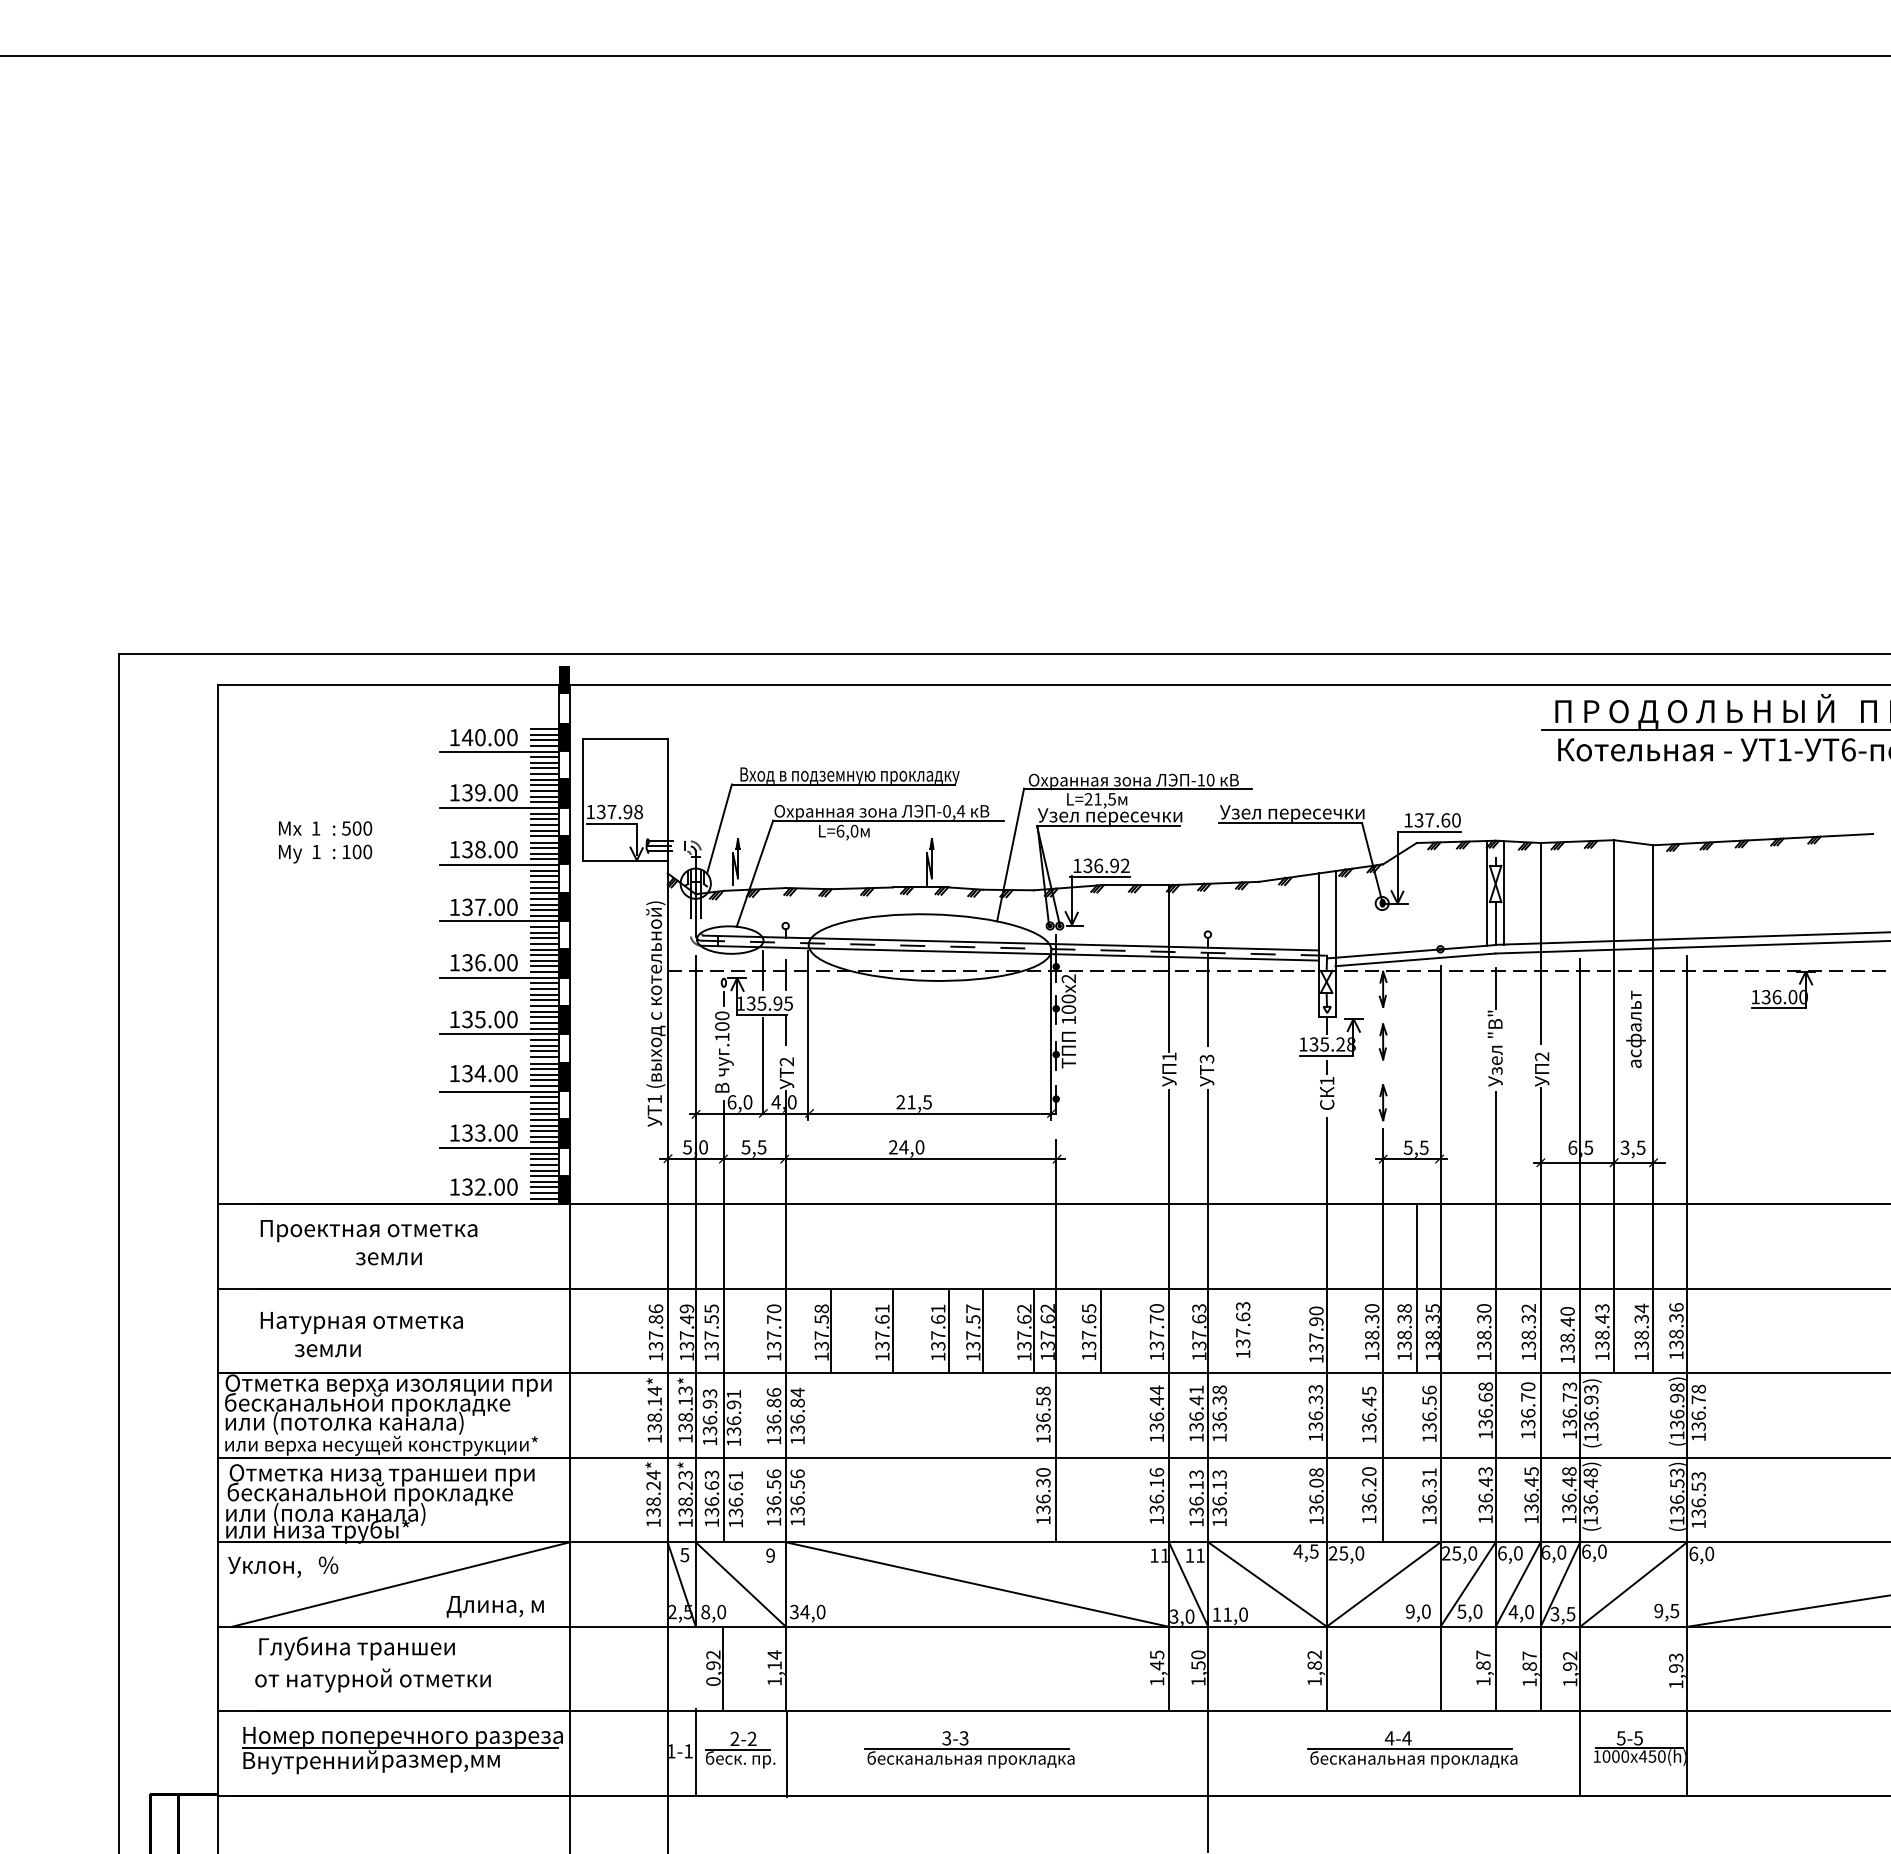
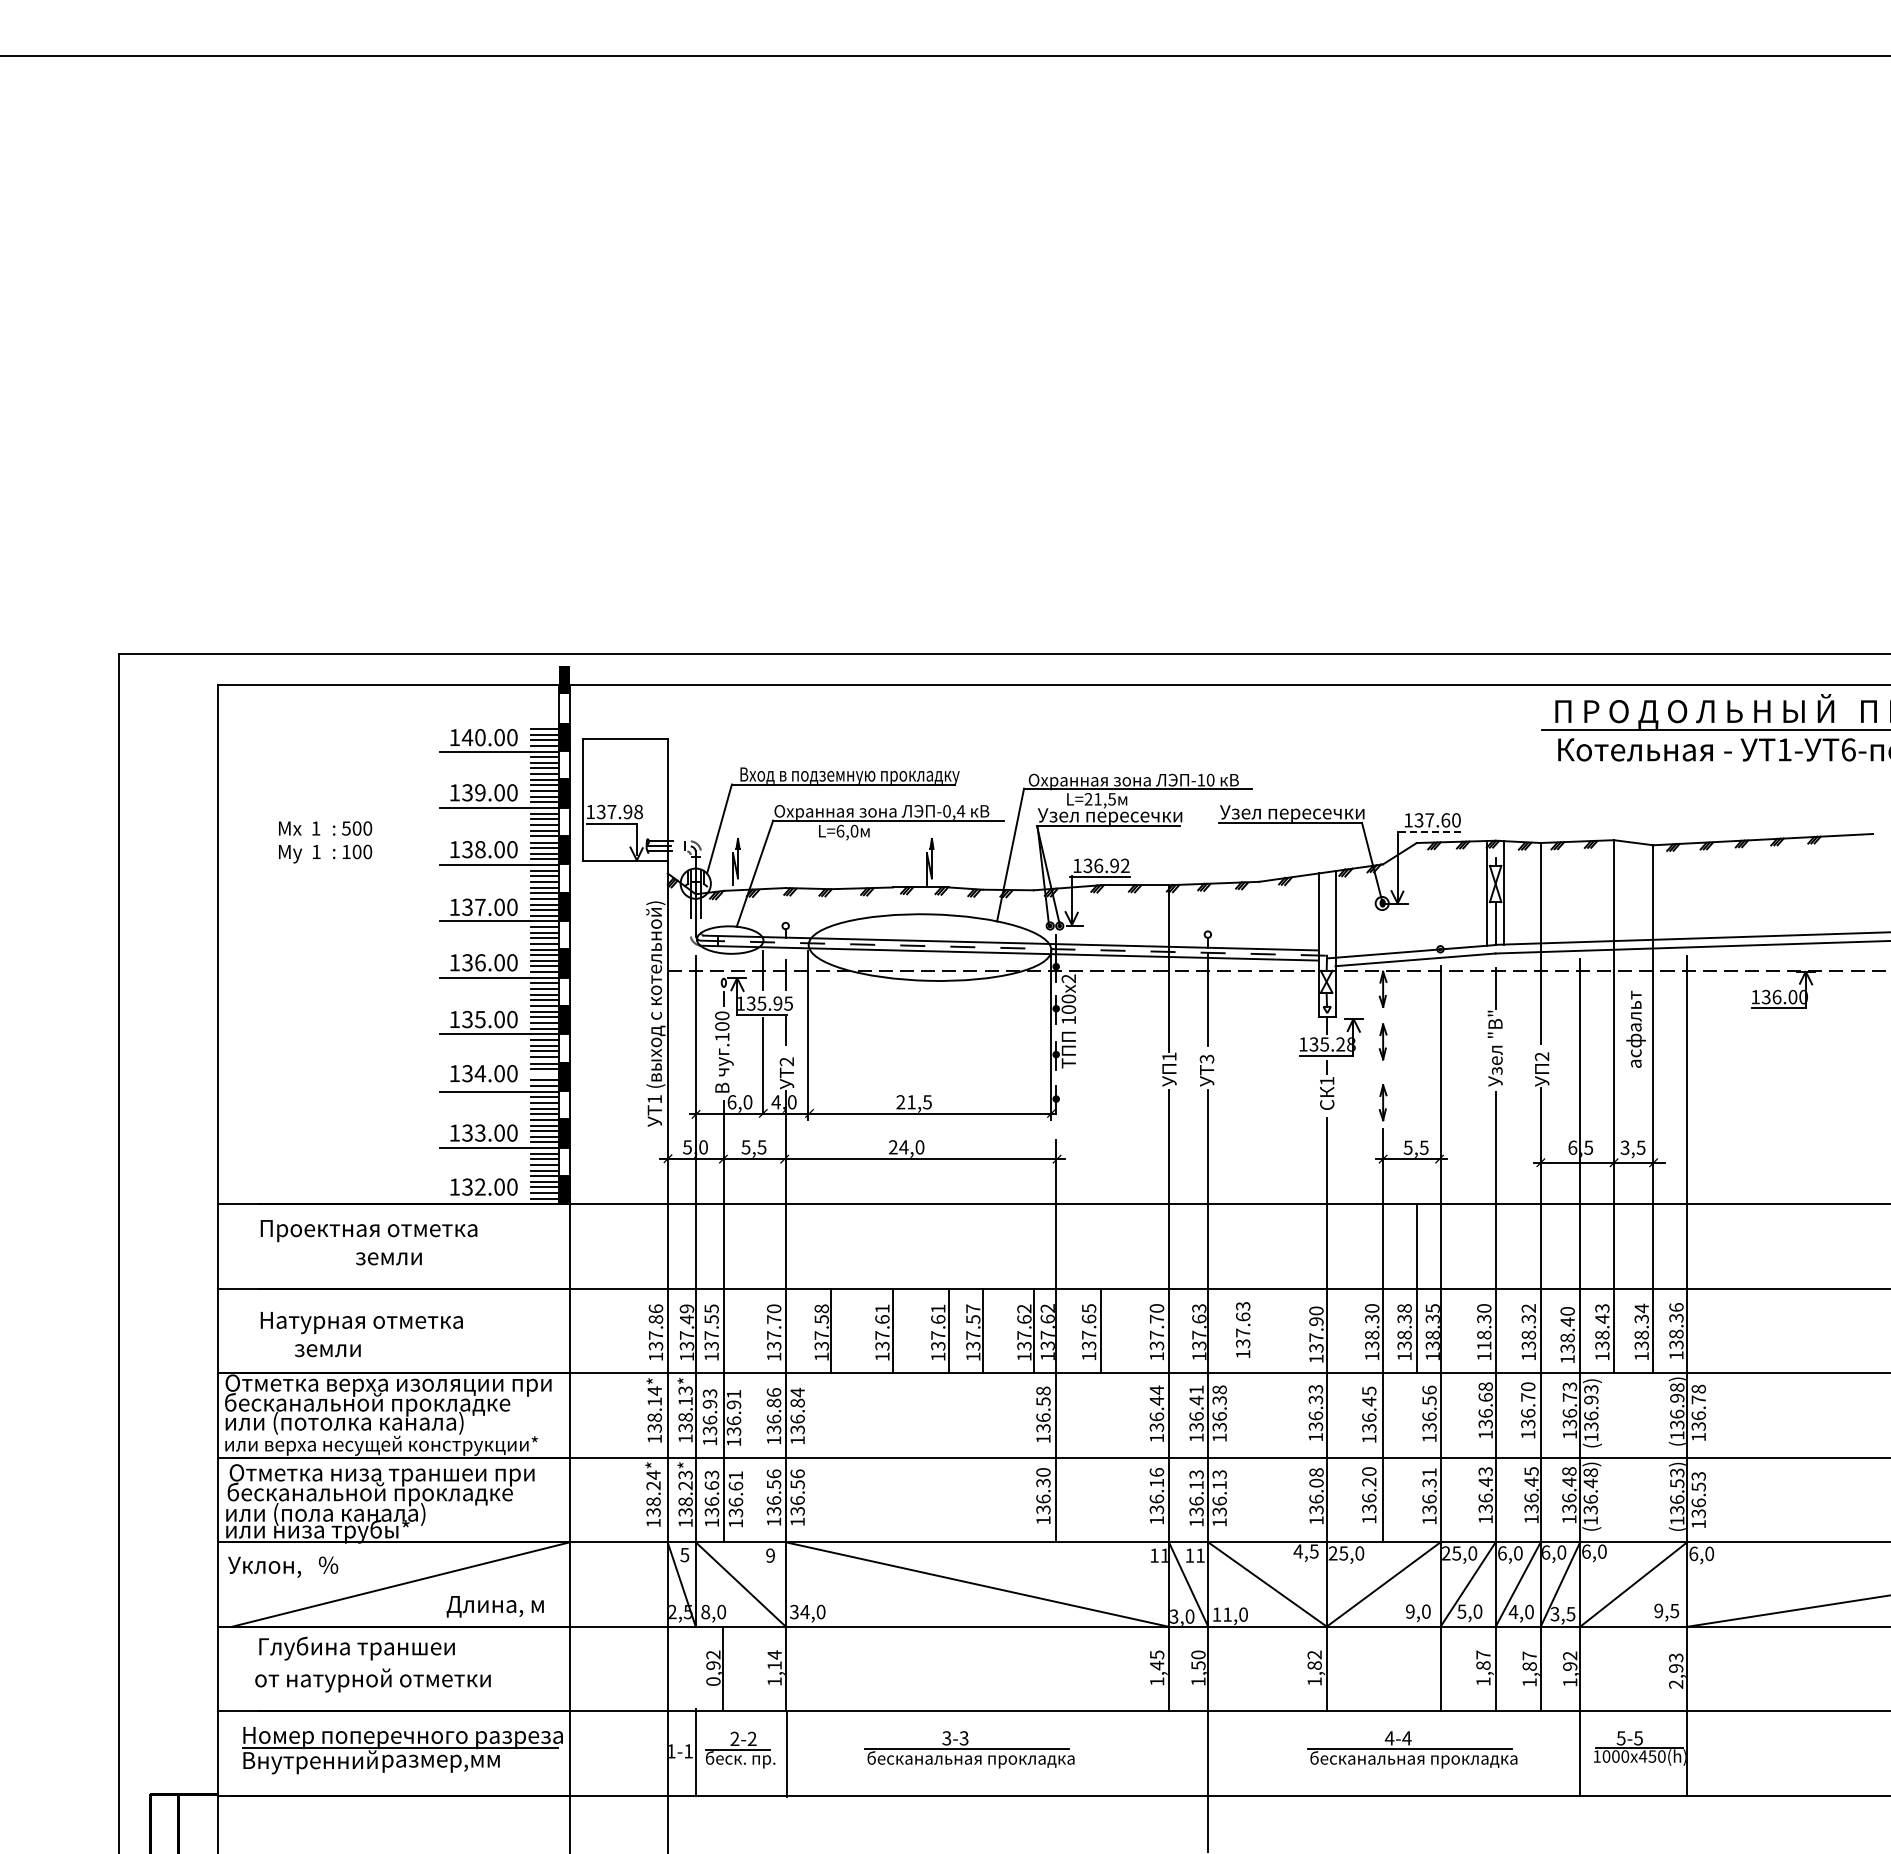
line: solid -> dashed (1429, 831)
line: present -> none (544, 1074)
text: 138.30 -> 118.30 (1484, 1345)
text: 1,93 -> 2,93 (1676, 1684)
